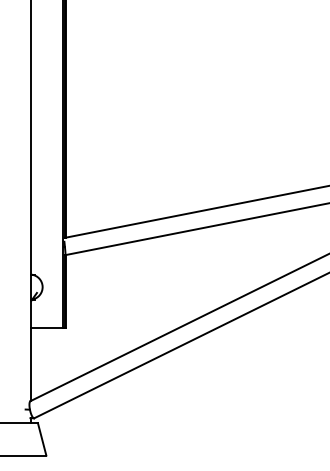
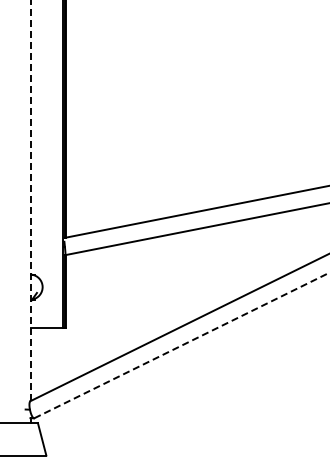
line: solid -> dashed (31, 199)
line: solid -> dashed (182, 345)
